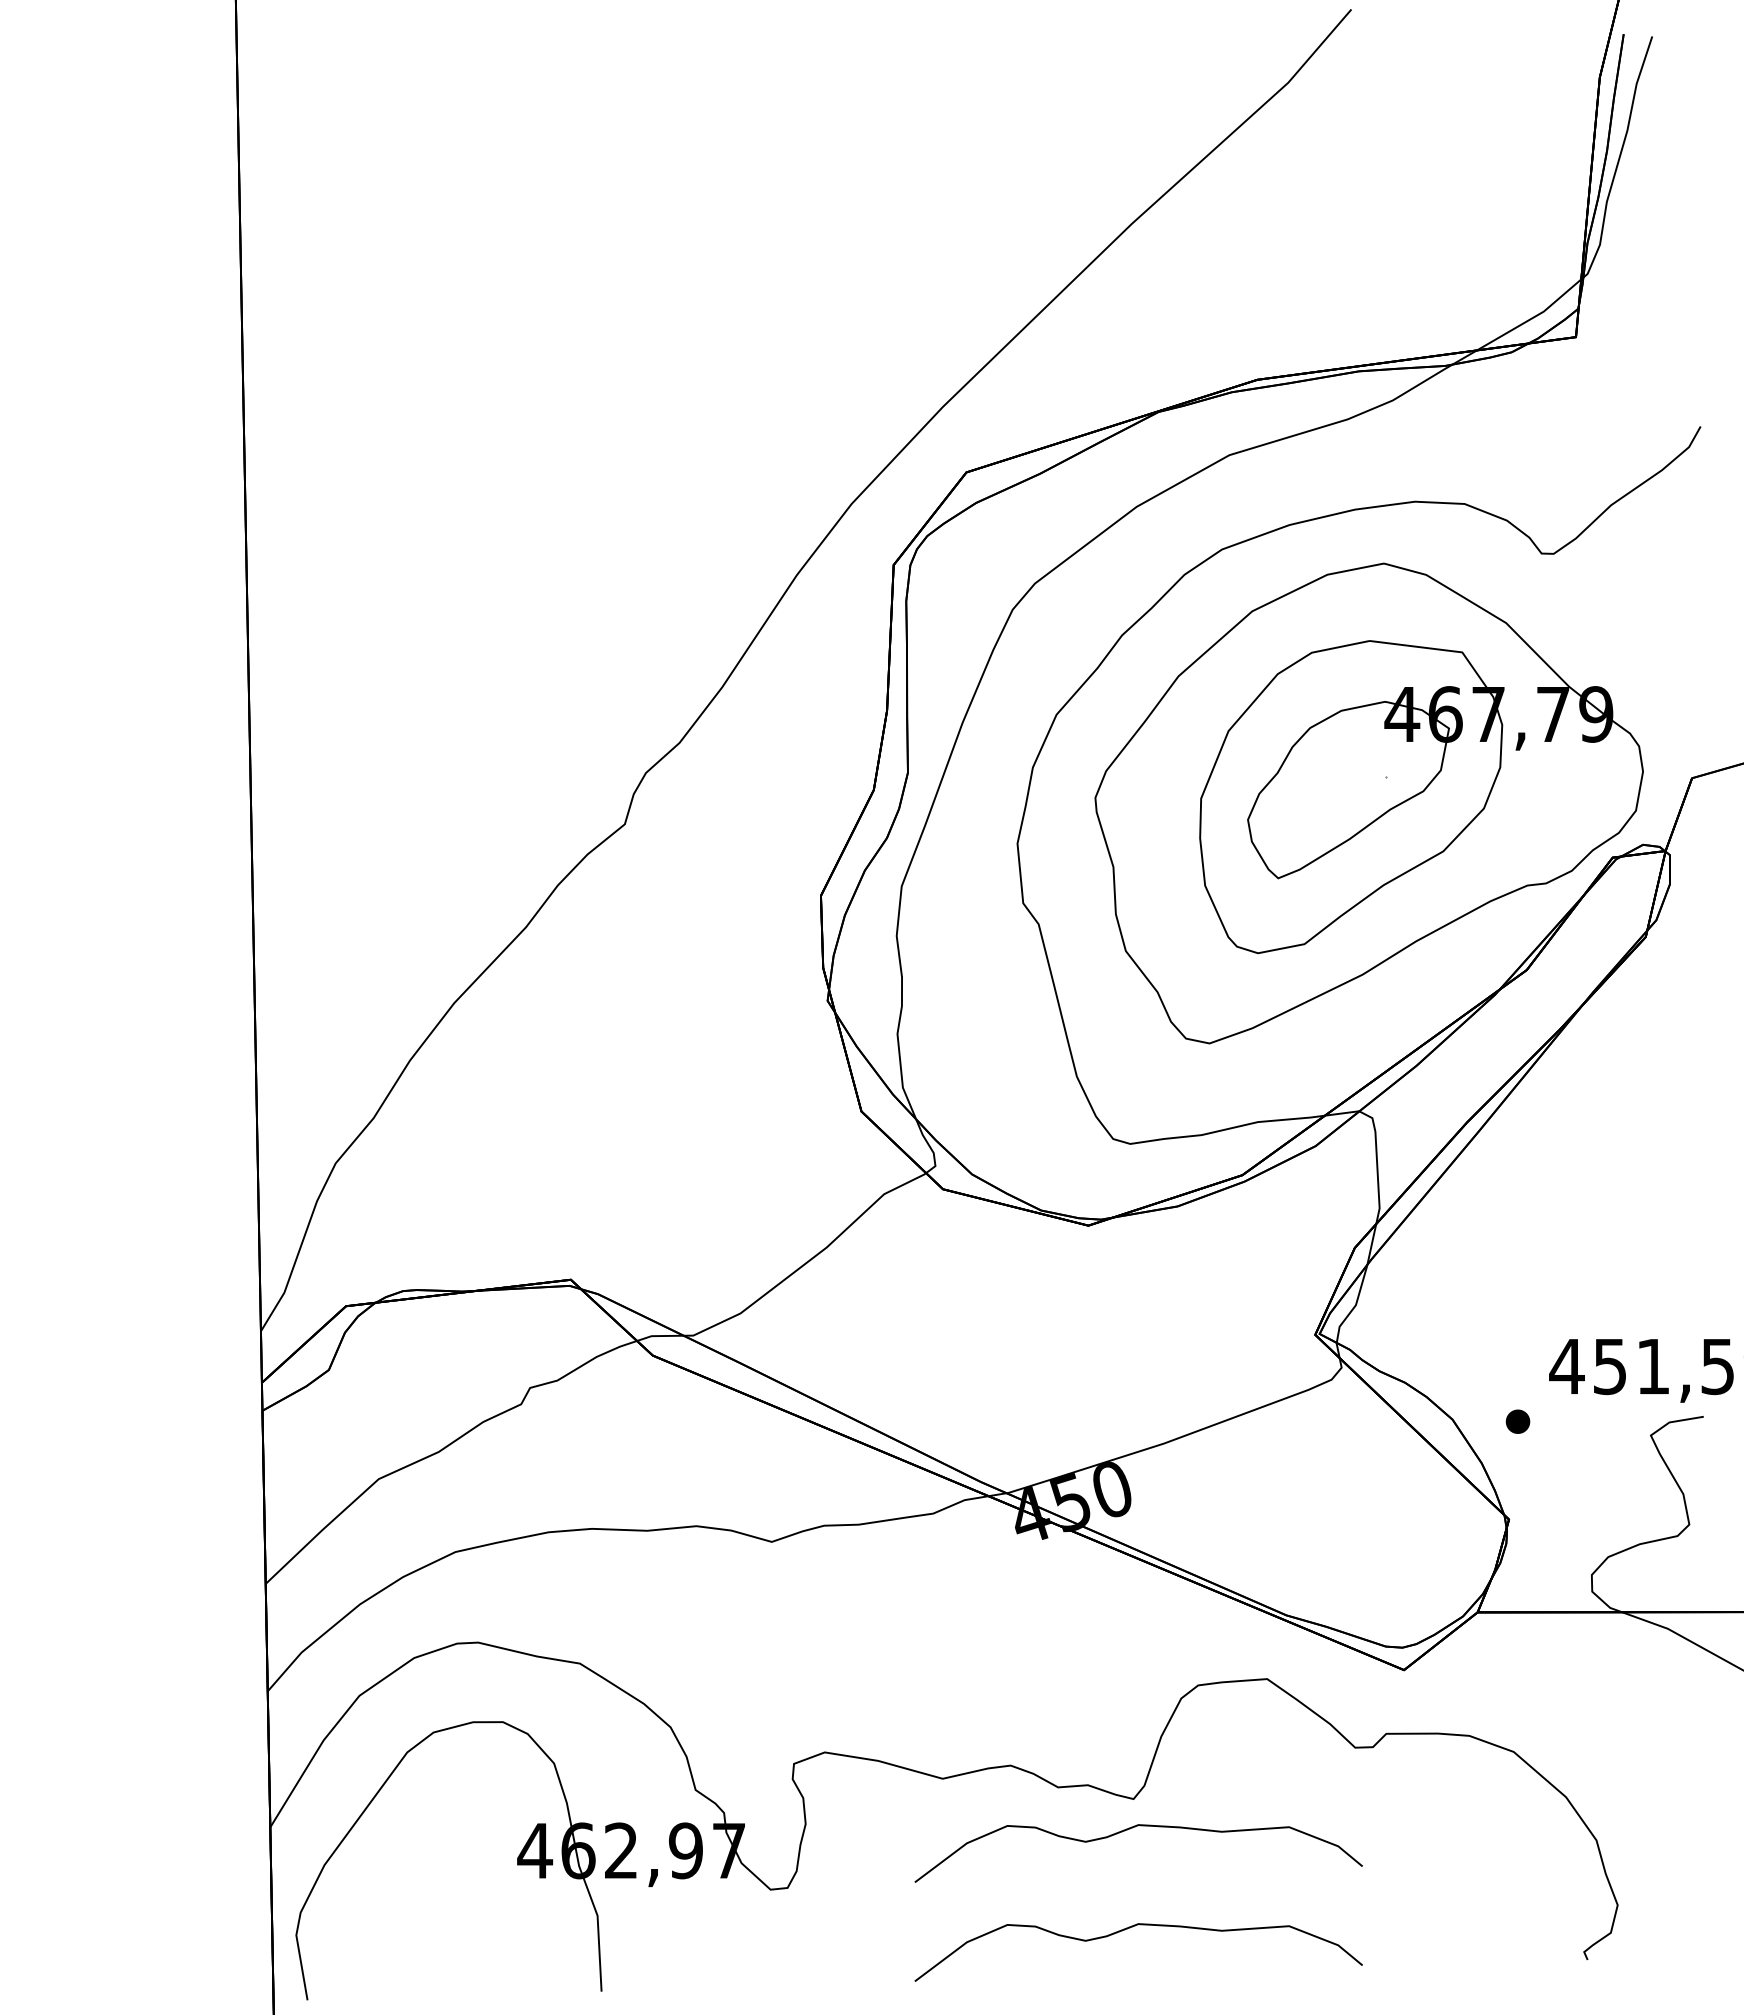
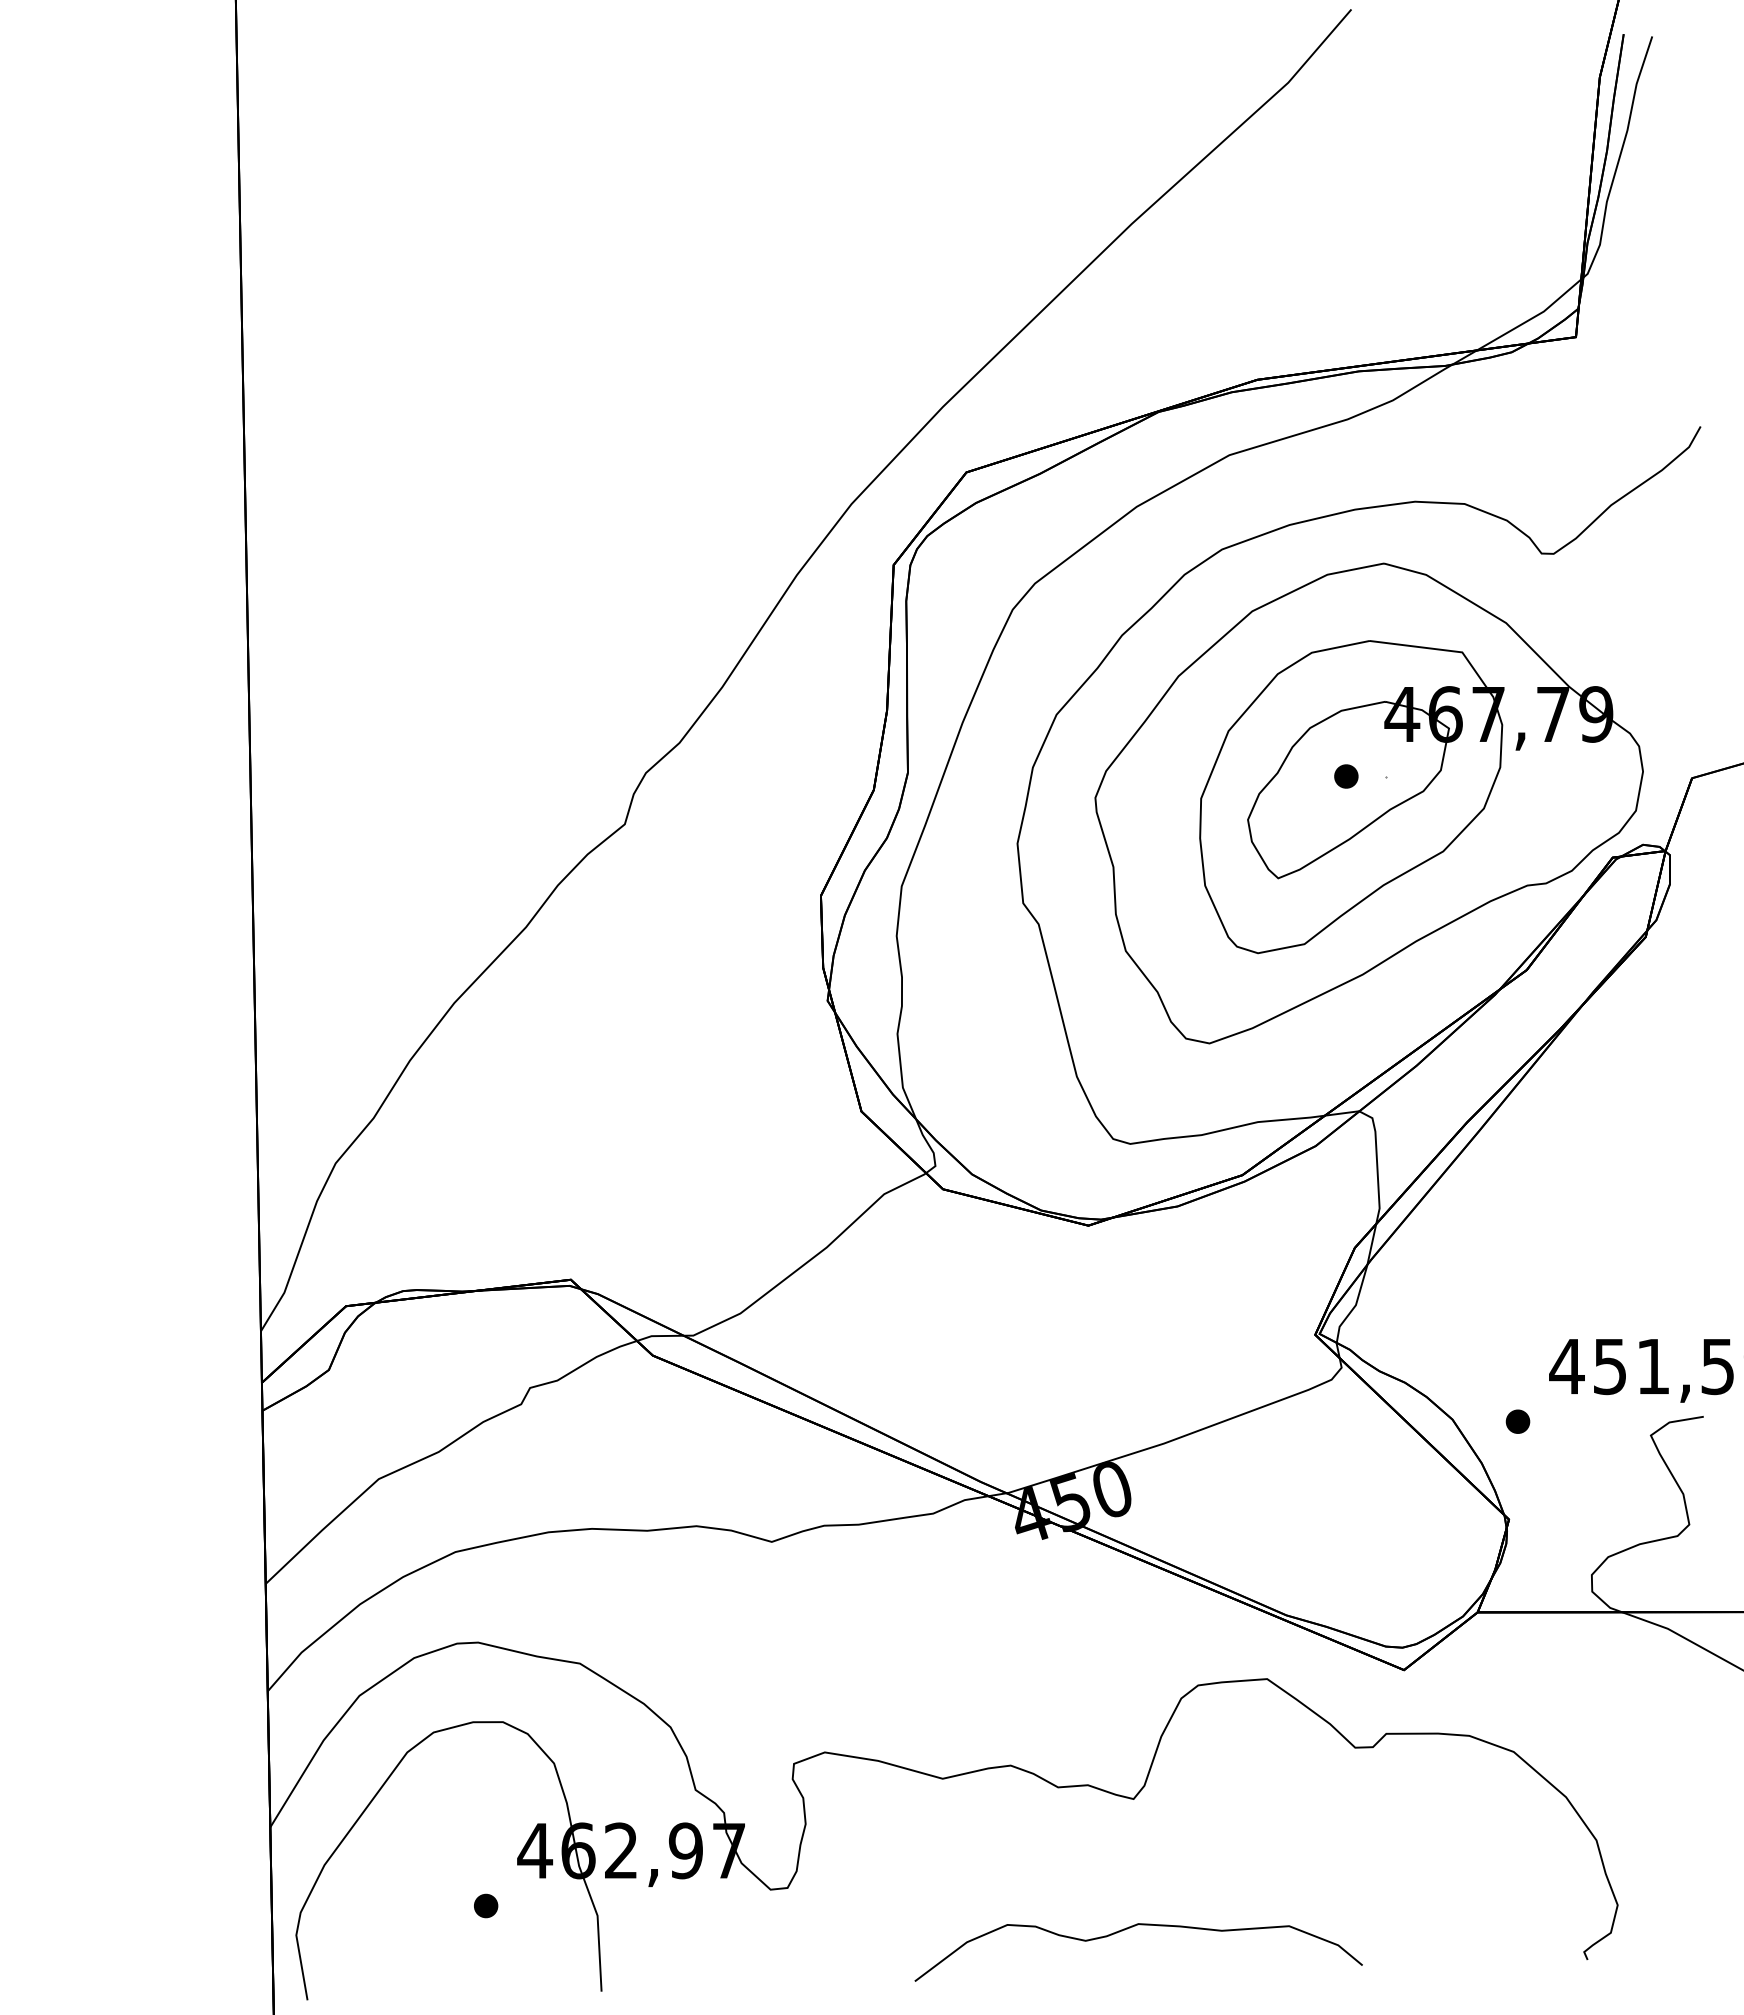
part: none -> present (1346, 776)
curve: present -> none (1130, 1829)
part: none -> present (486, 1905)
